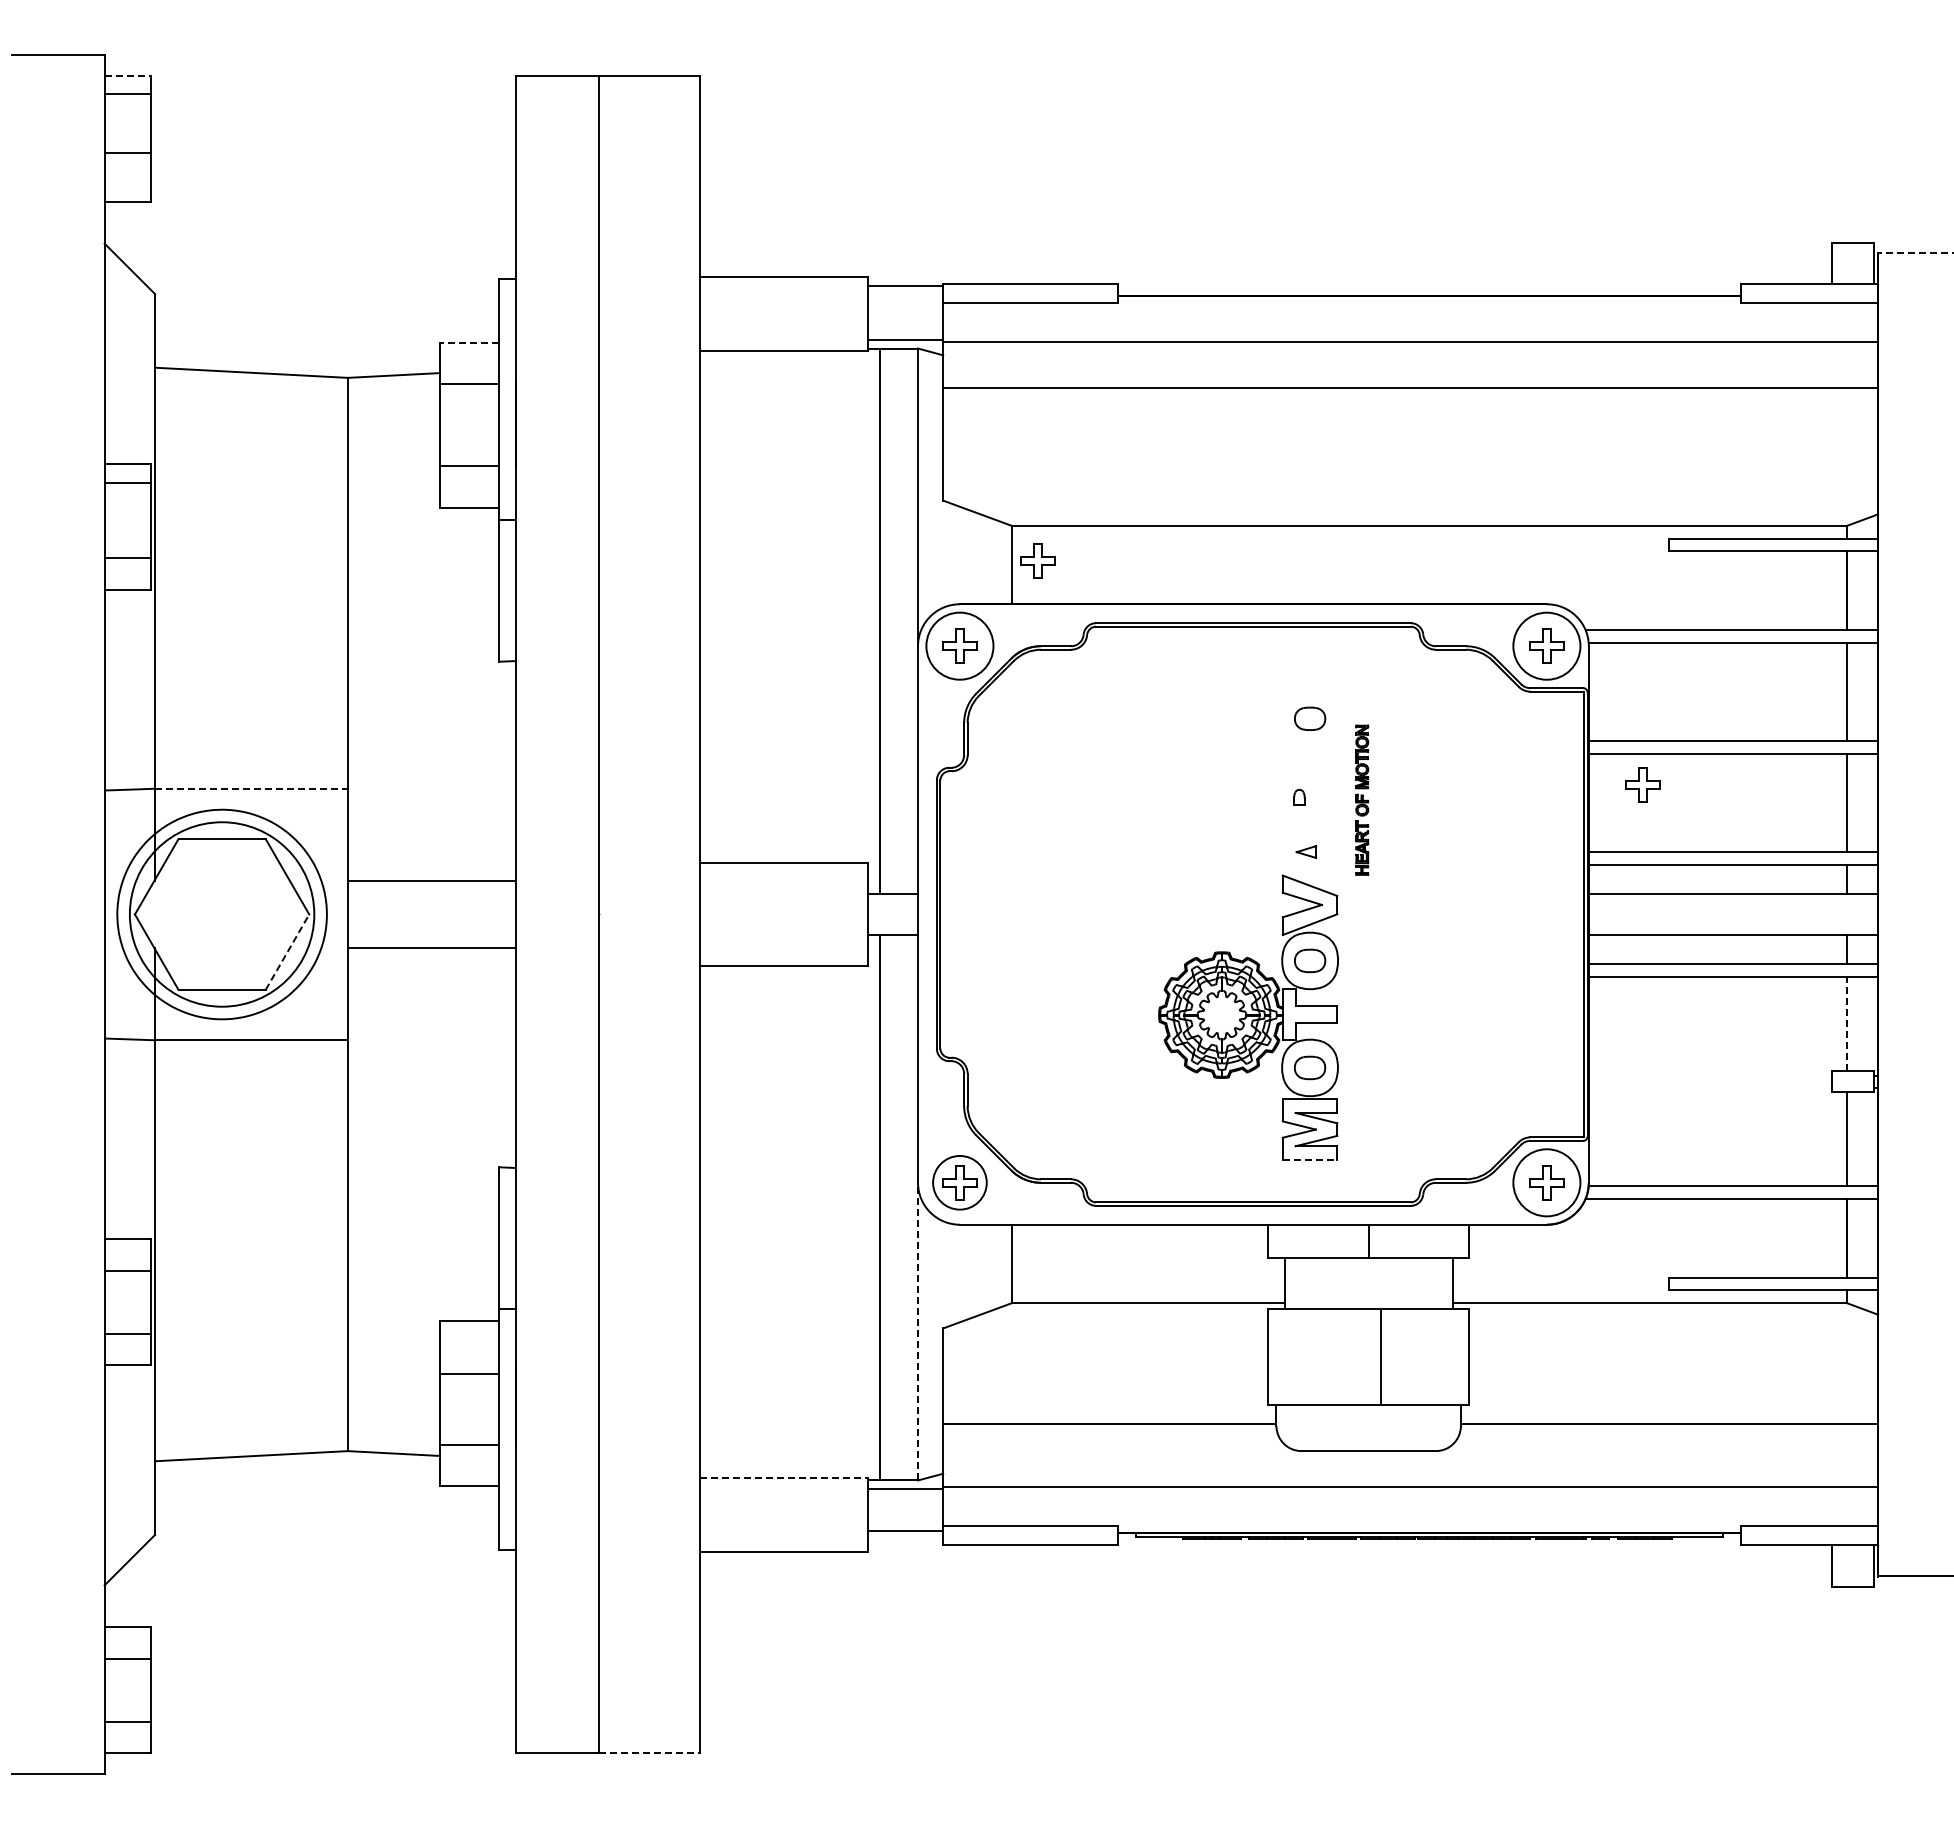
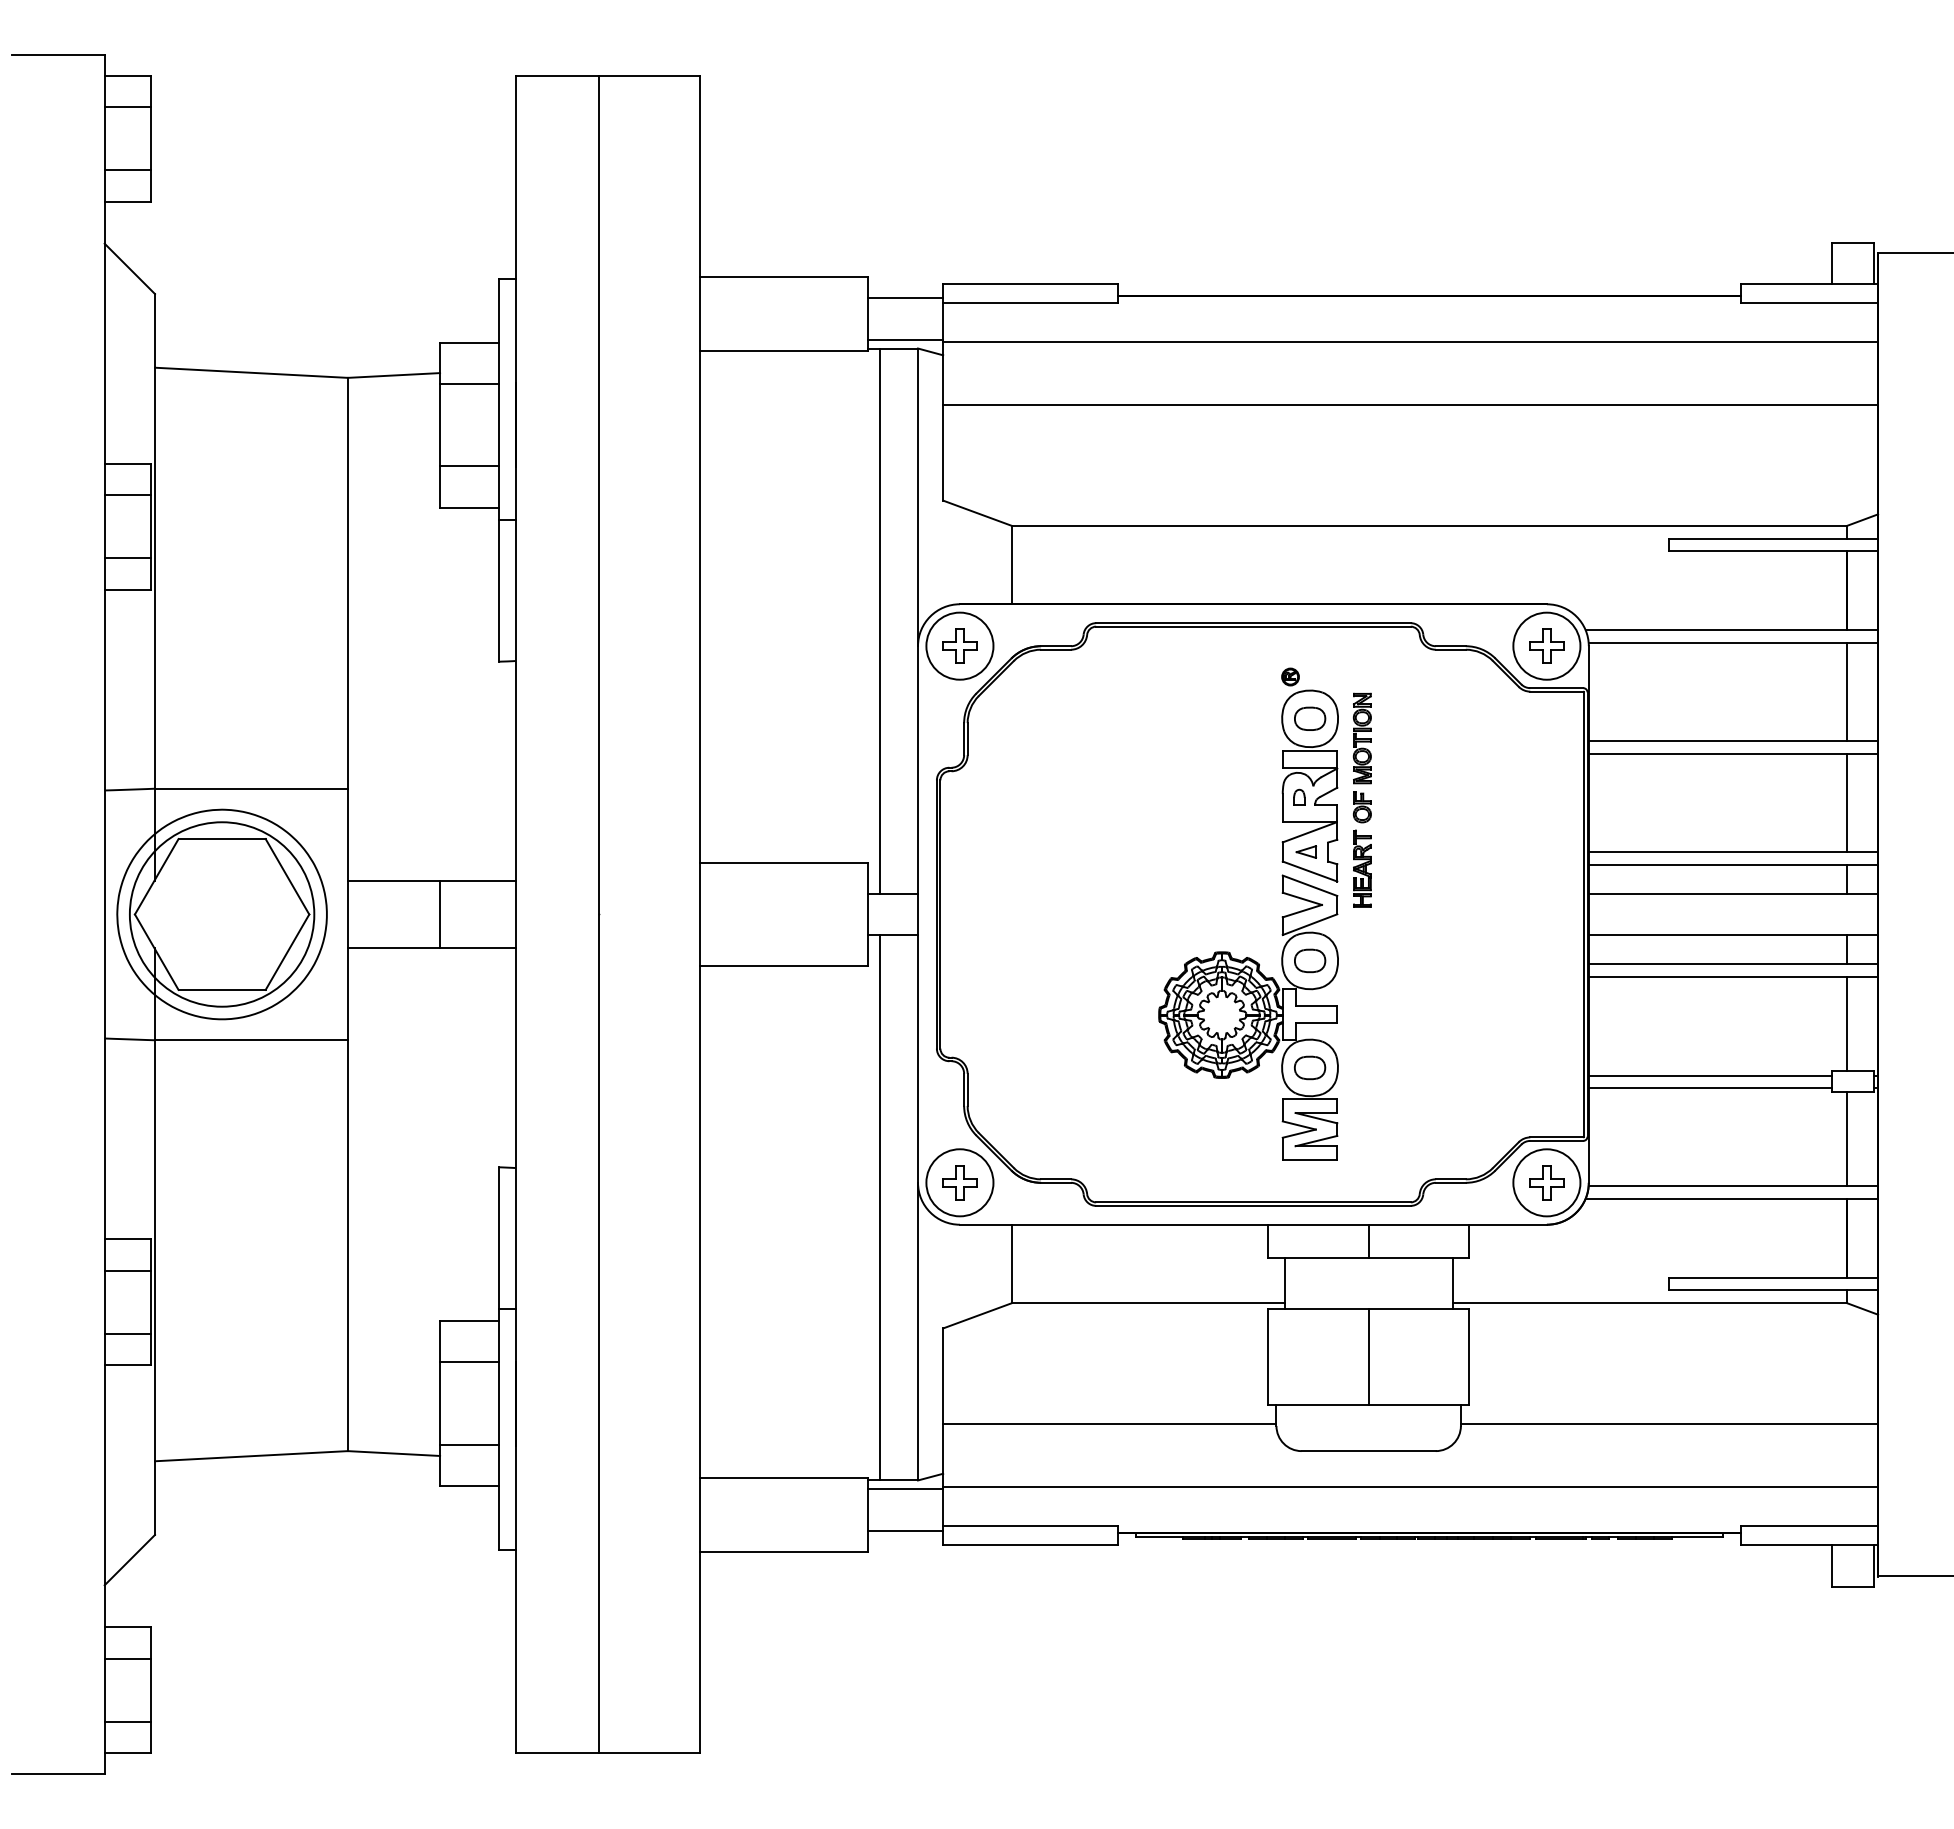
line: dashed -> solid (128, 76)
line position: (127, 94) -> (127, 107) (127, 107)
line position: (127, 153) -> (127, 170) (127, 170)
line: dashed -> solid (1916, 252)
line position: (905, 286) -> (905, 298) (905, 298)
line: dashed -> solid (468, 343)
line position: (1410, 388) -> (1410, 405) (1410, 405)
line position: (127, 483) -> (127, 495) (127, 495)
part: present -> none (1037, 560)
part: none -> present (1309, 774)
part: present -> none (1642, 784)
line: dashed -> solid (251, 788)
part size: 15x152 px -> 20x216 px (1361, 799)
line: none -> present (440, 914)
line: dashed -> solid (287, 952)
line: dashed -> solid (1847, 1023)
line: none -> present (1709, 1075)
line: none -> present (1709, 1088)
line: dashed -> solid (1310, 1160)
circle diameter: 54 px -> 67 px (959, 1182)
line: dashed -> solid (918, 1331)
line position: (1380, 1356) -> (1368, 1356) (1368, 1356)
line position: (469, 1374) -> (469, 1362) (469, 1362)
line: dashed -> solid (783, 1478)
line: dashed -> solid (650, 1752)
